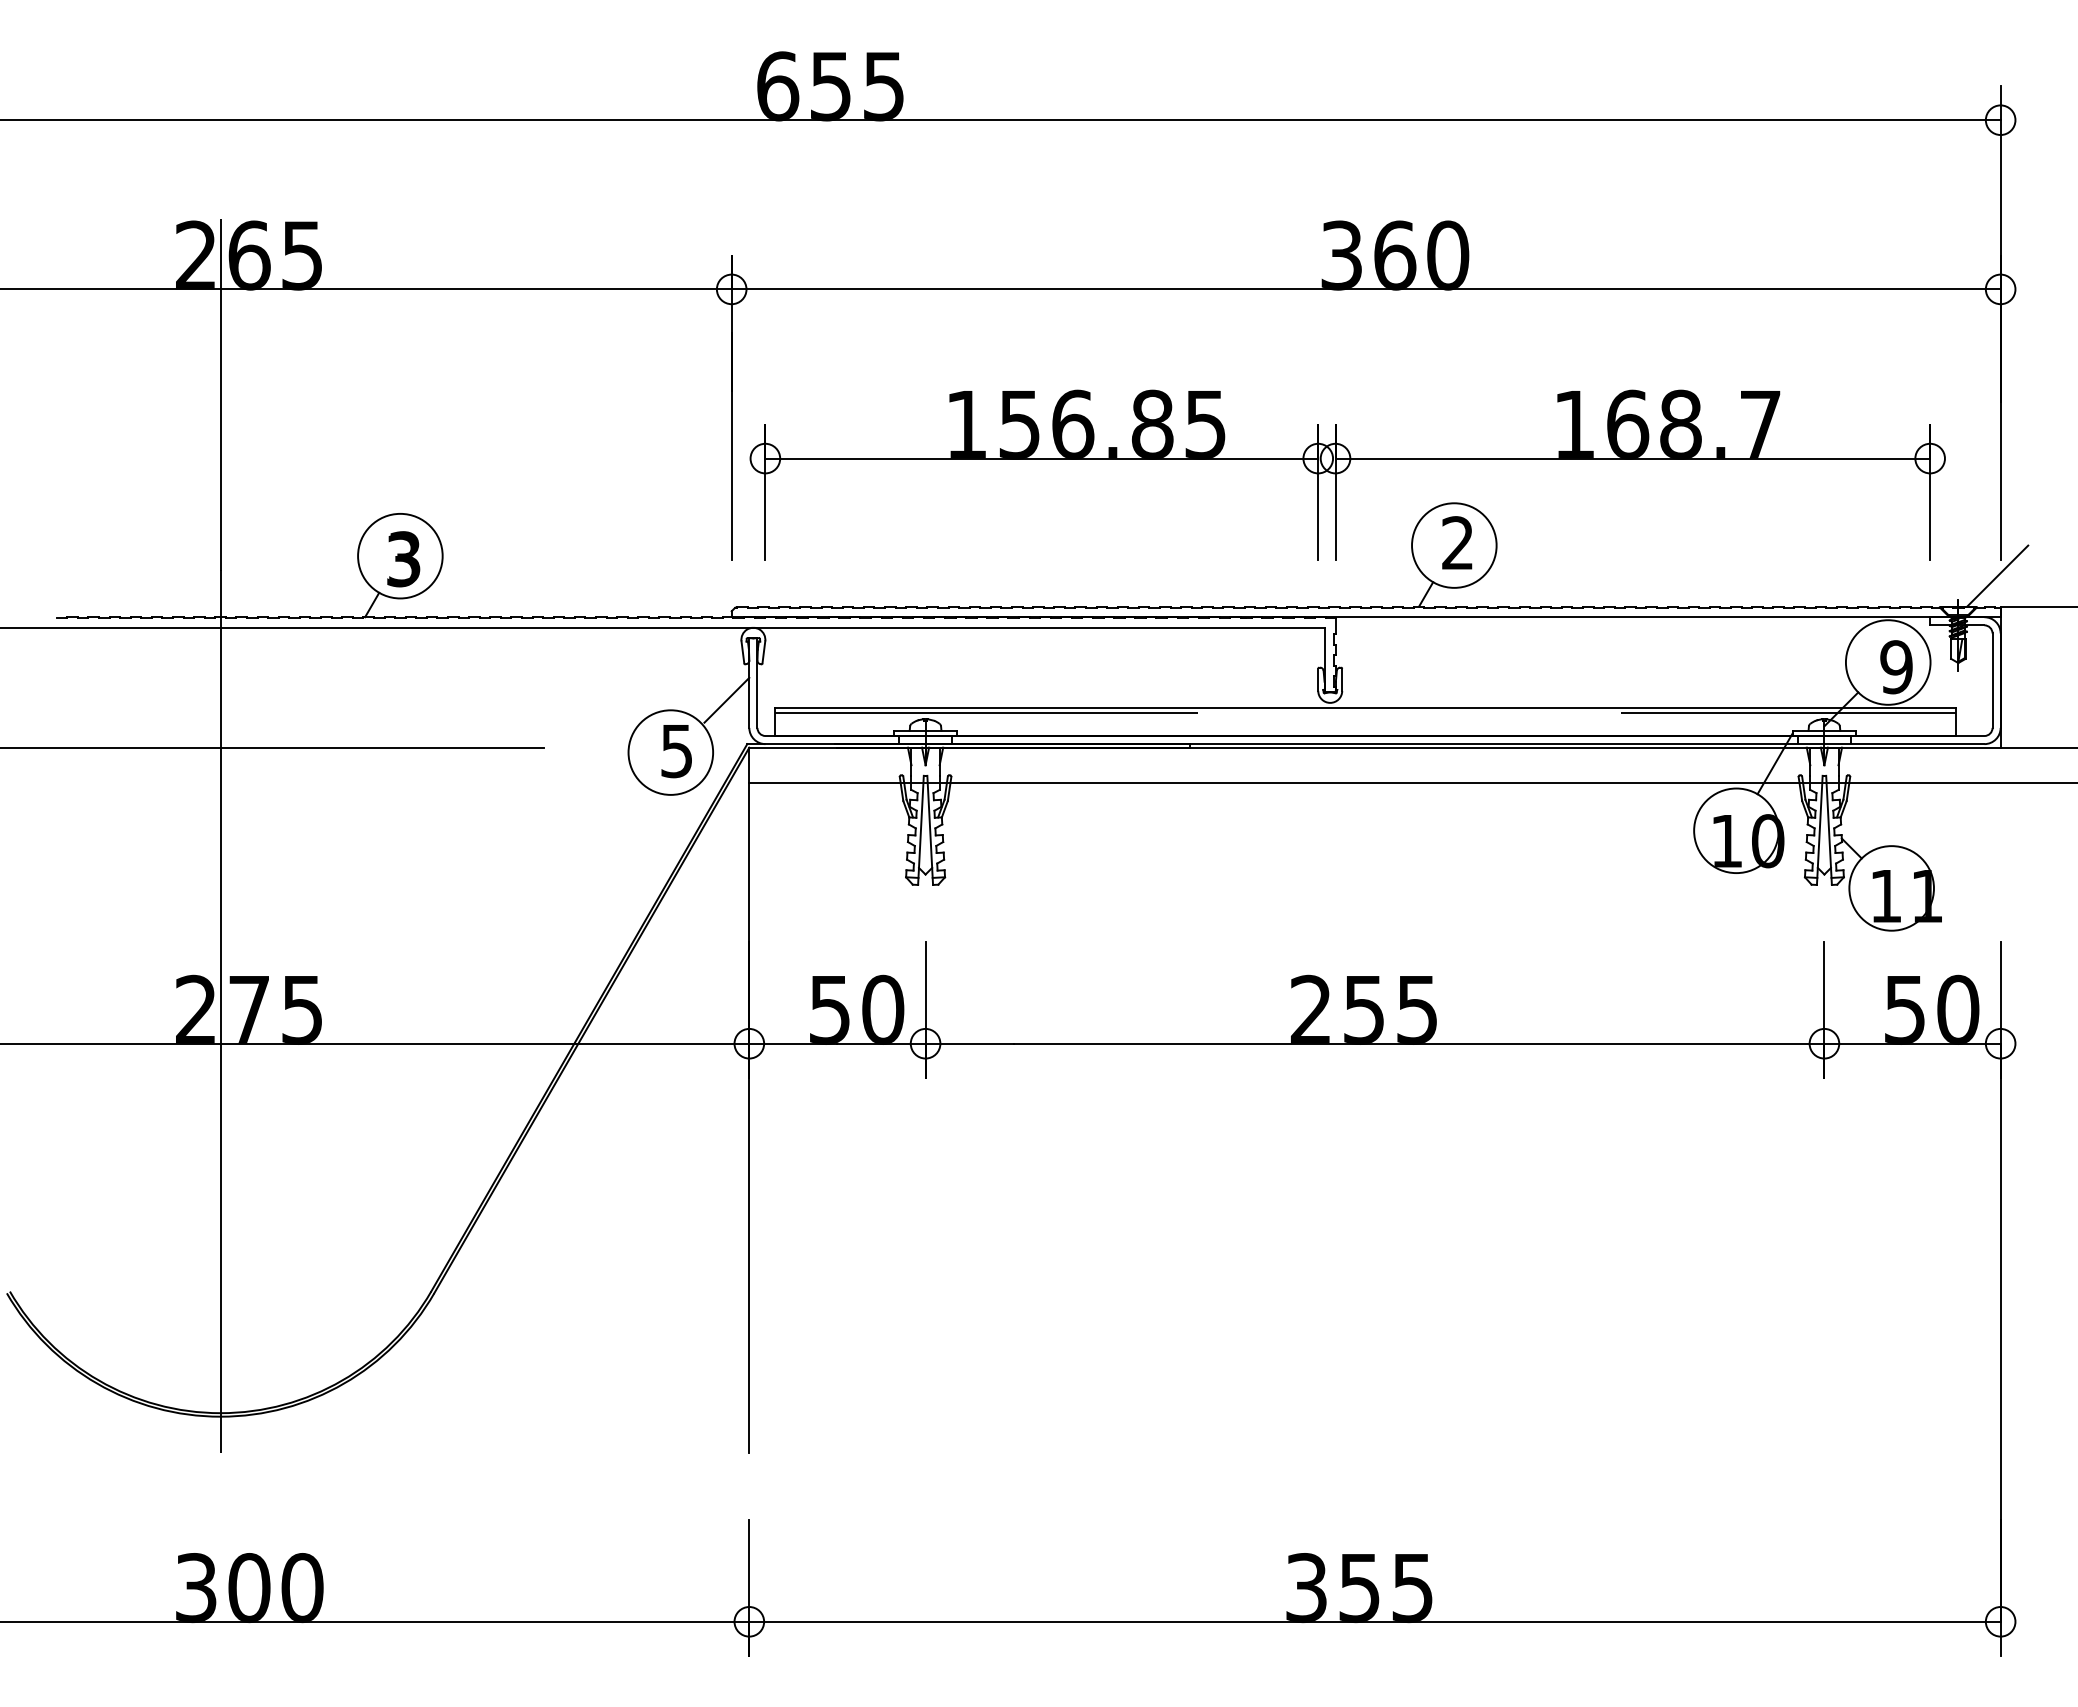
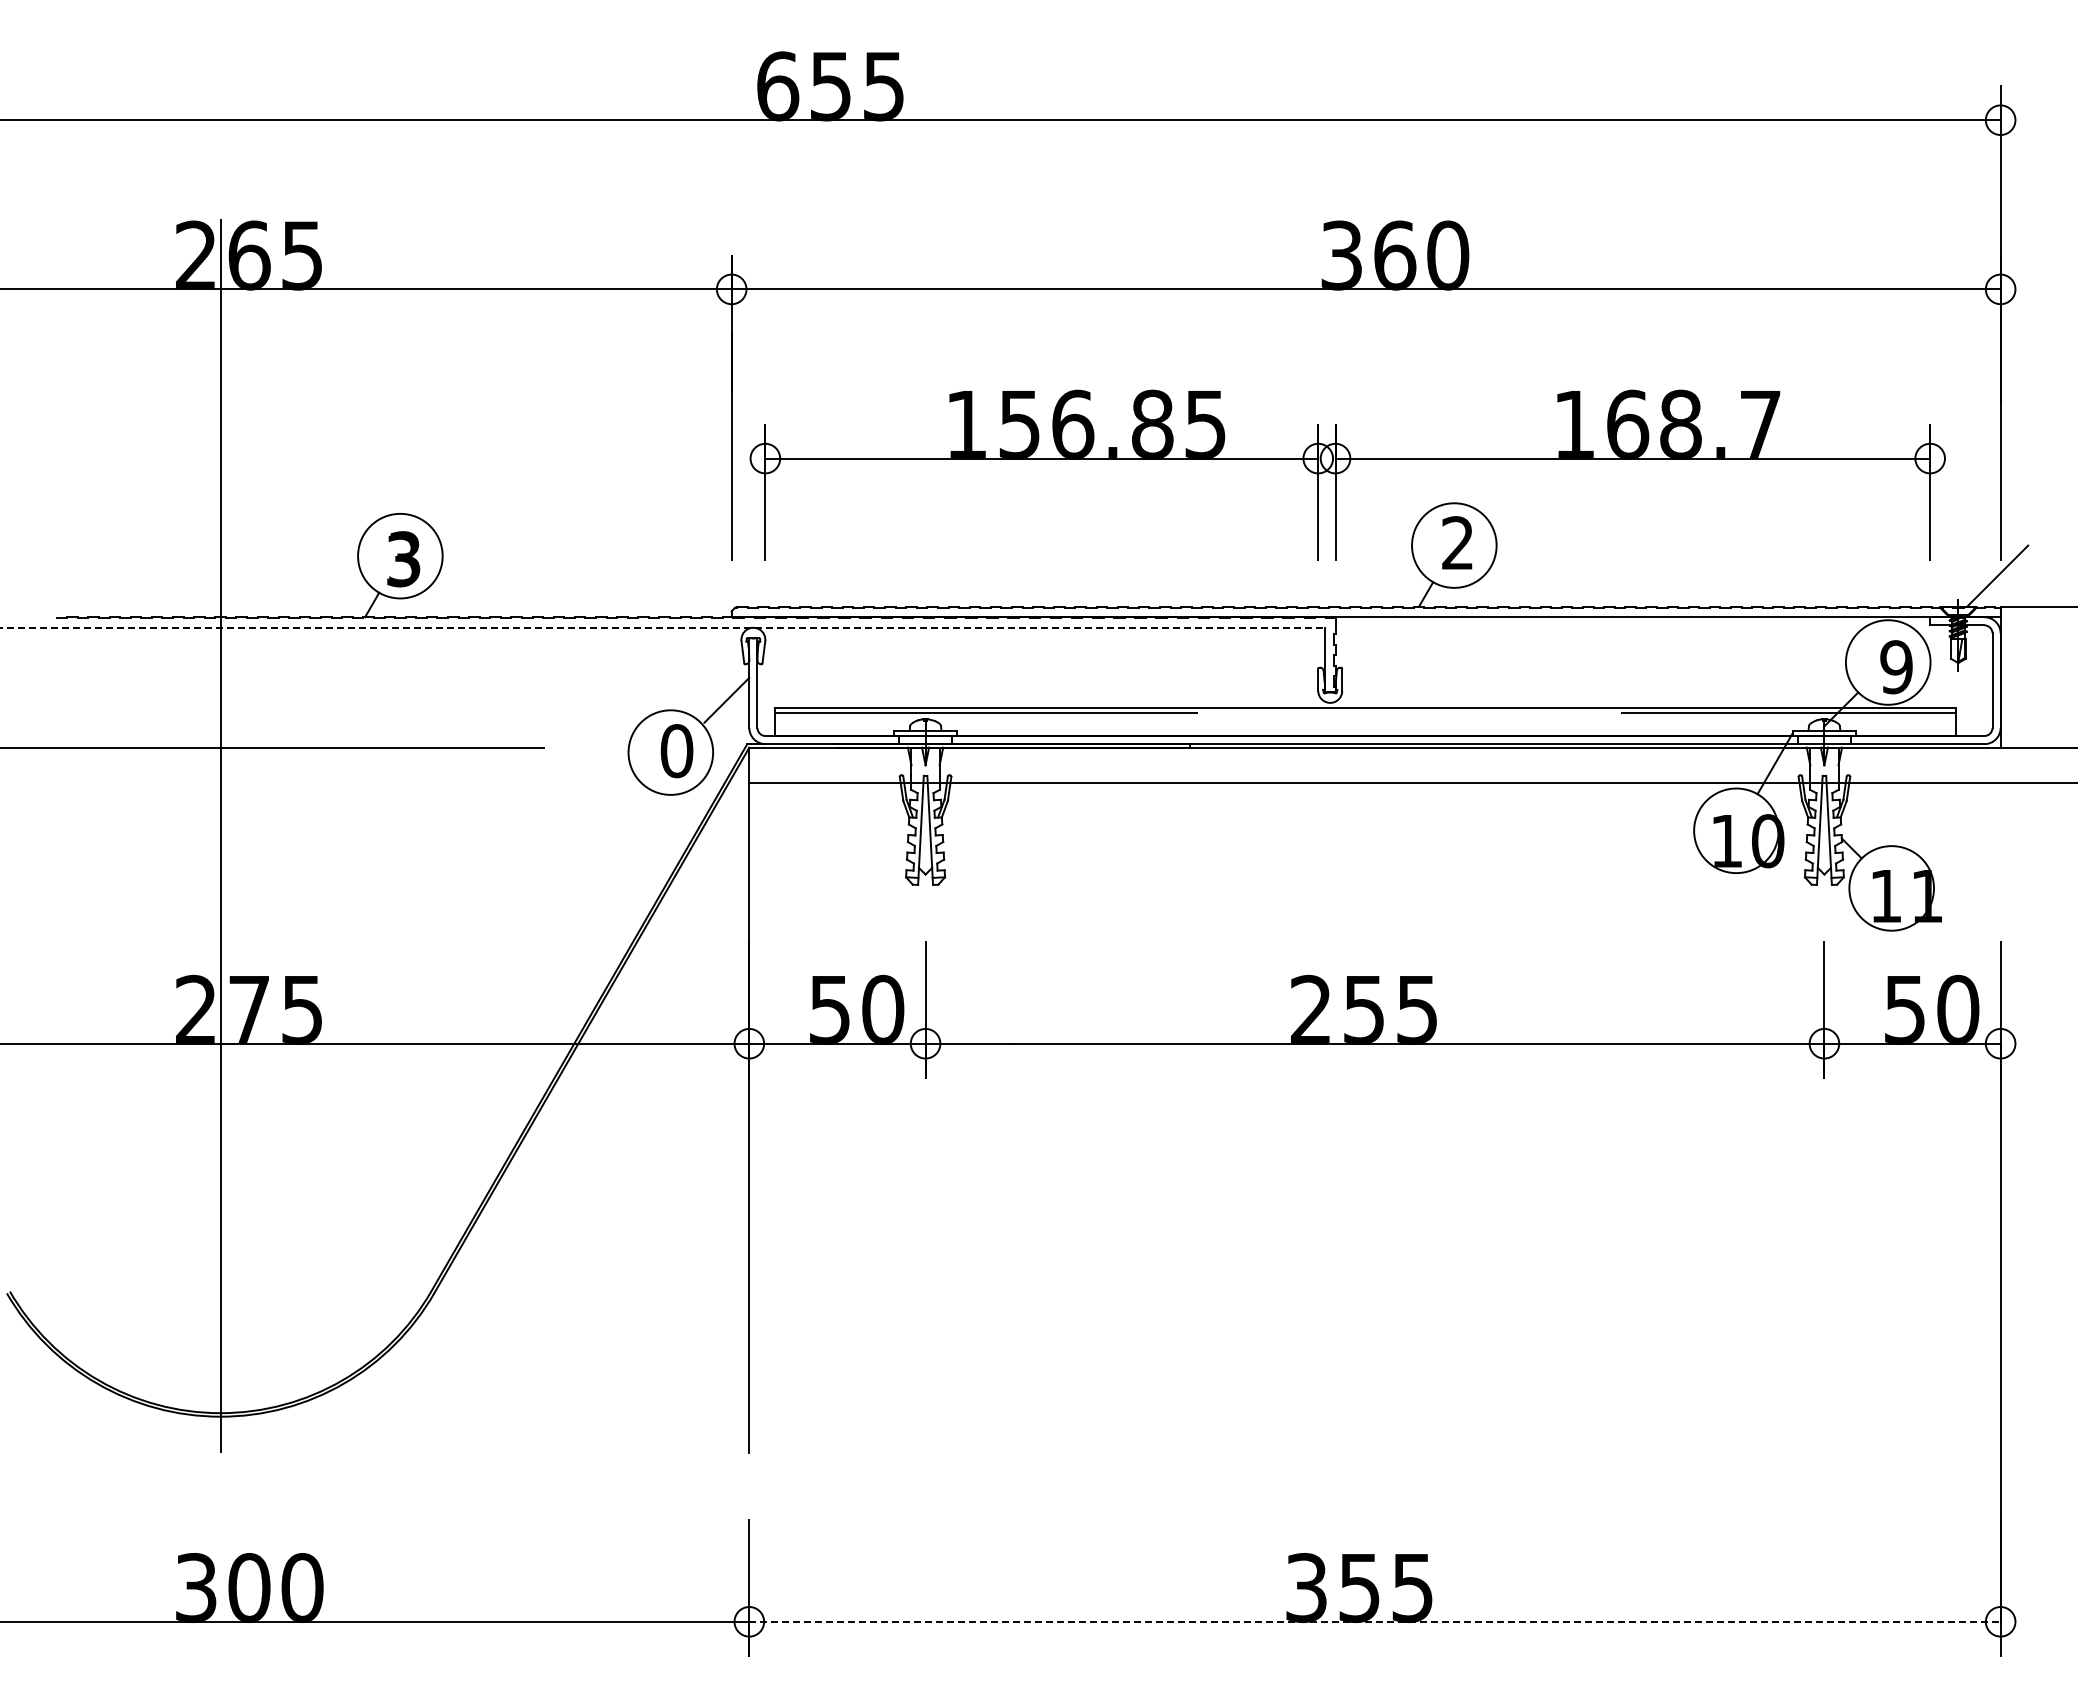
line: solid -> dashed (663, 627)
text: 5 -> 0 (676, 751)
line: solid -> dashed (1375, 1621)
